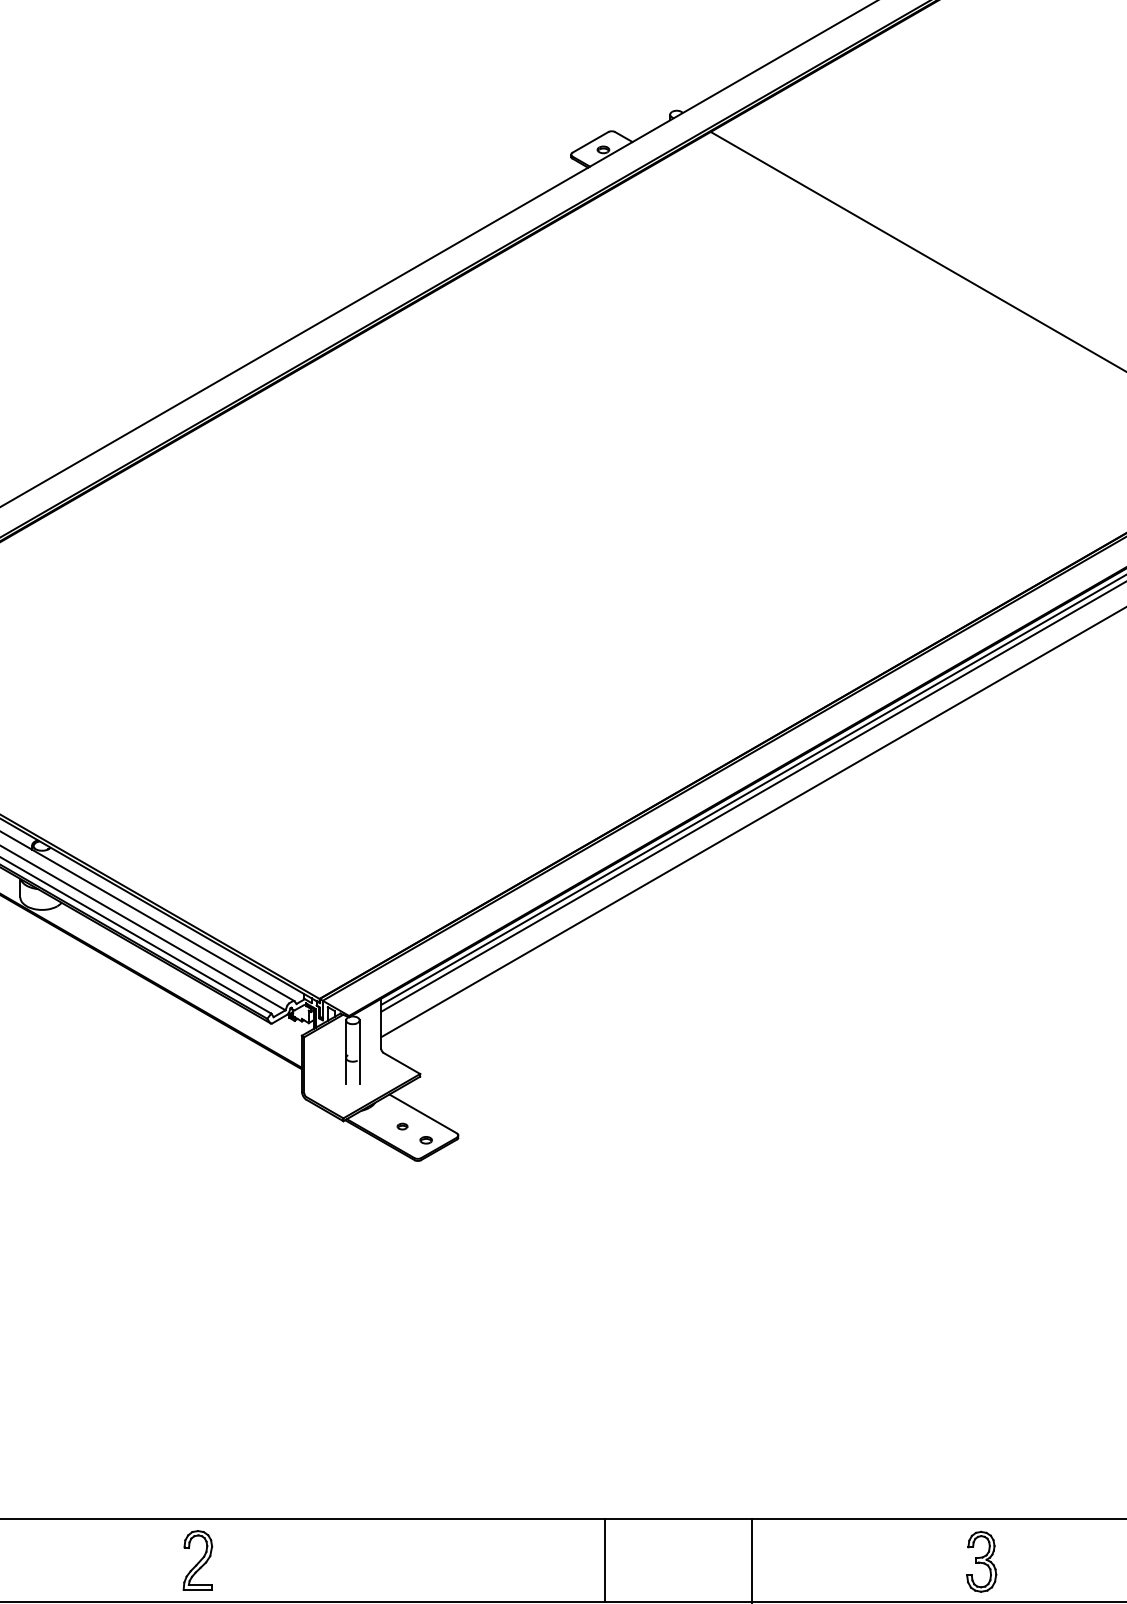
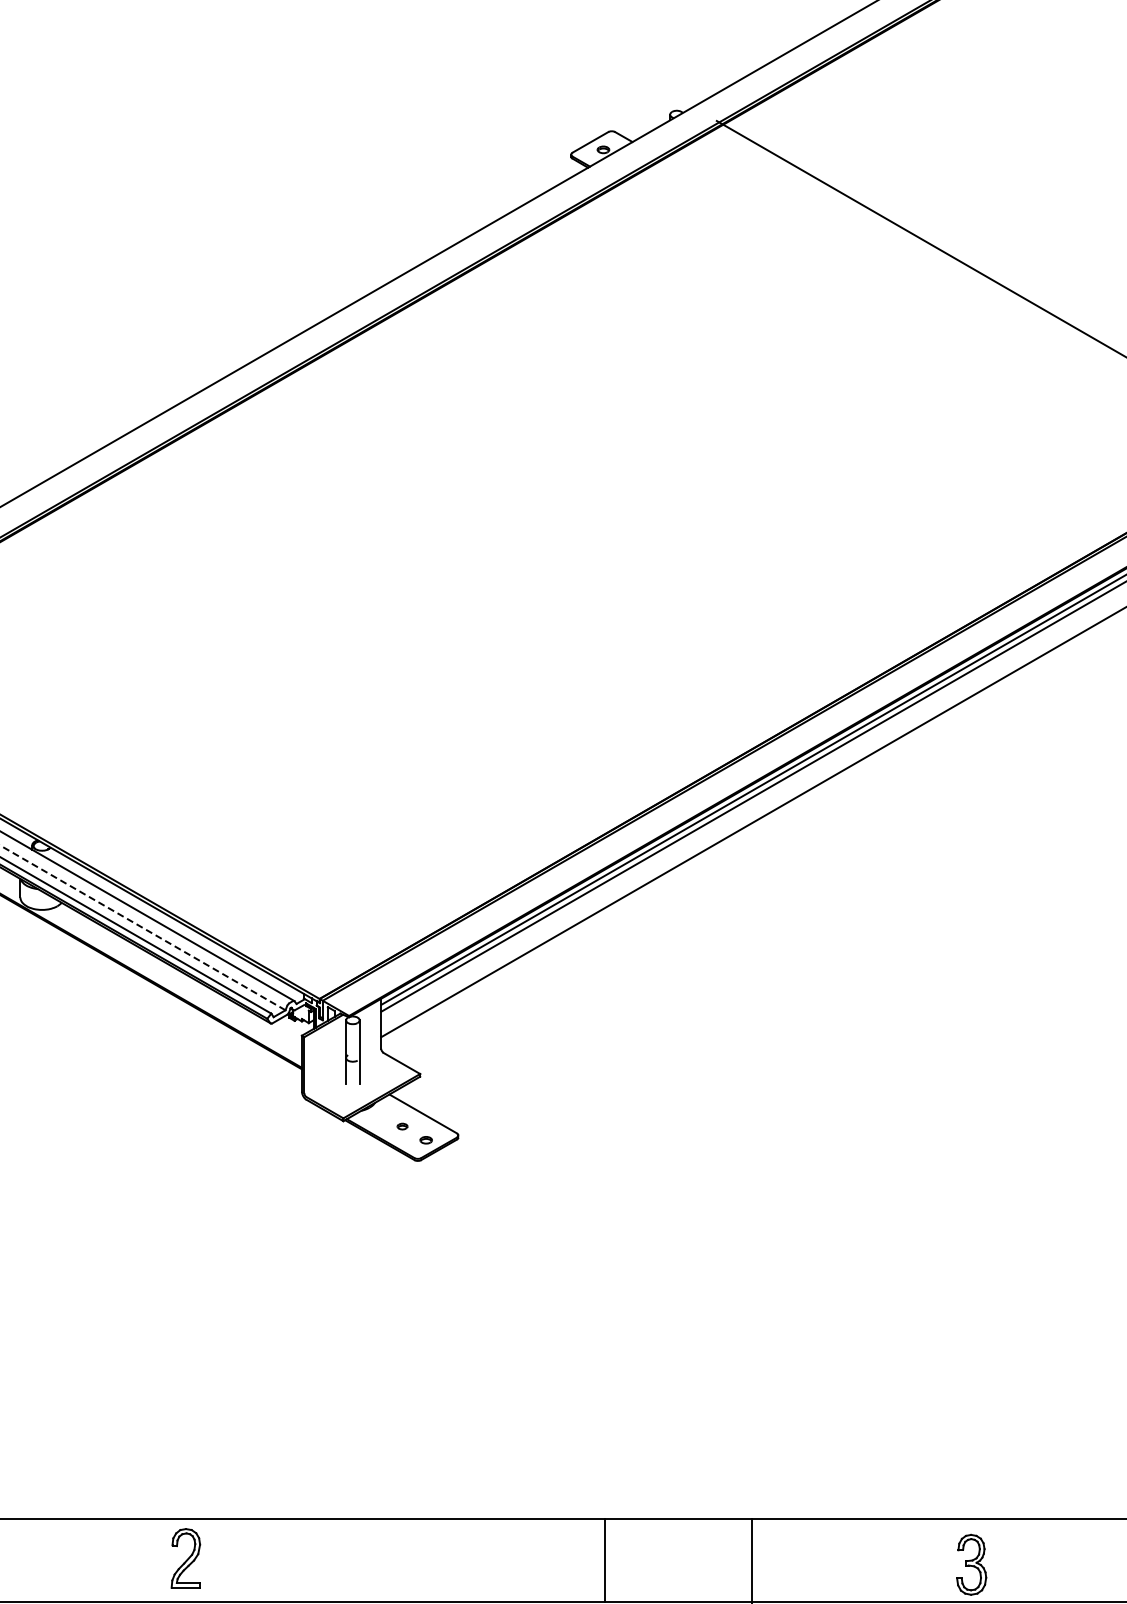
line position: (916, 250) -> (919, 237) (919, 237)
line: solid -> dashed (142, 927)
part position: (197, 1560) -> (185, 1558) (185, 1558)
part position: (981, 1561) -> (971, 1564) (971, 1564)
